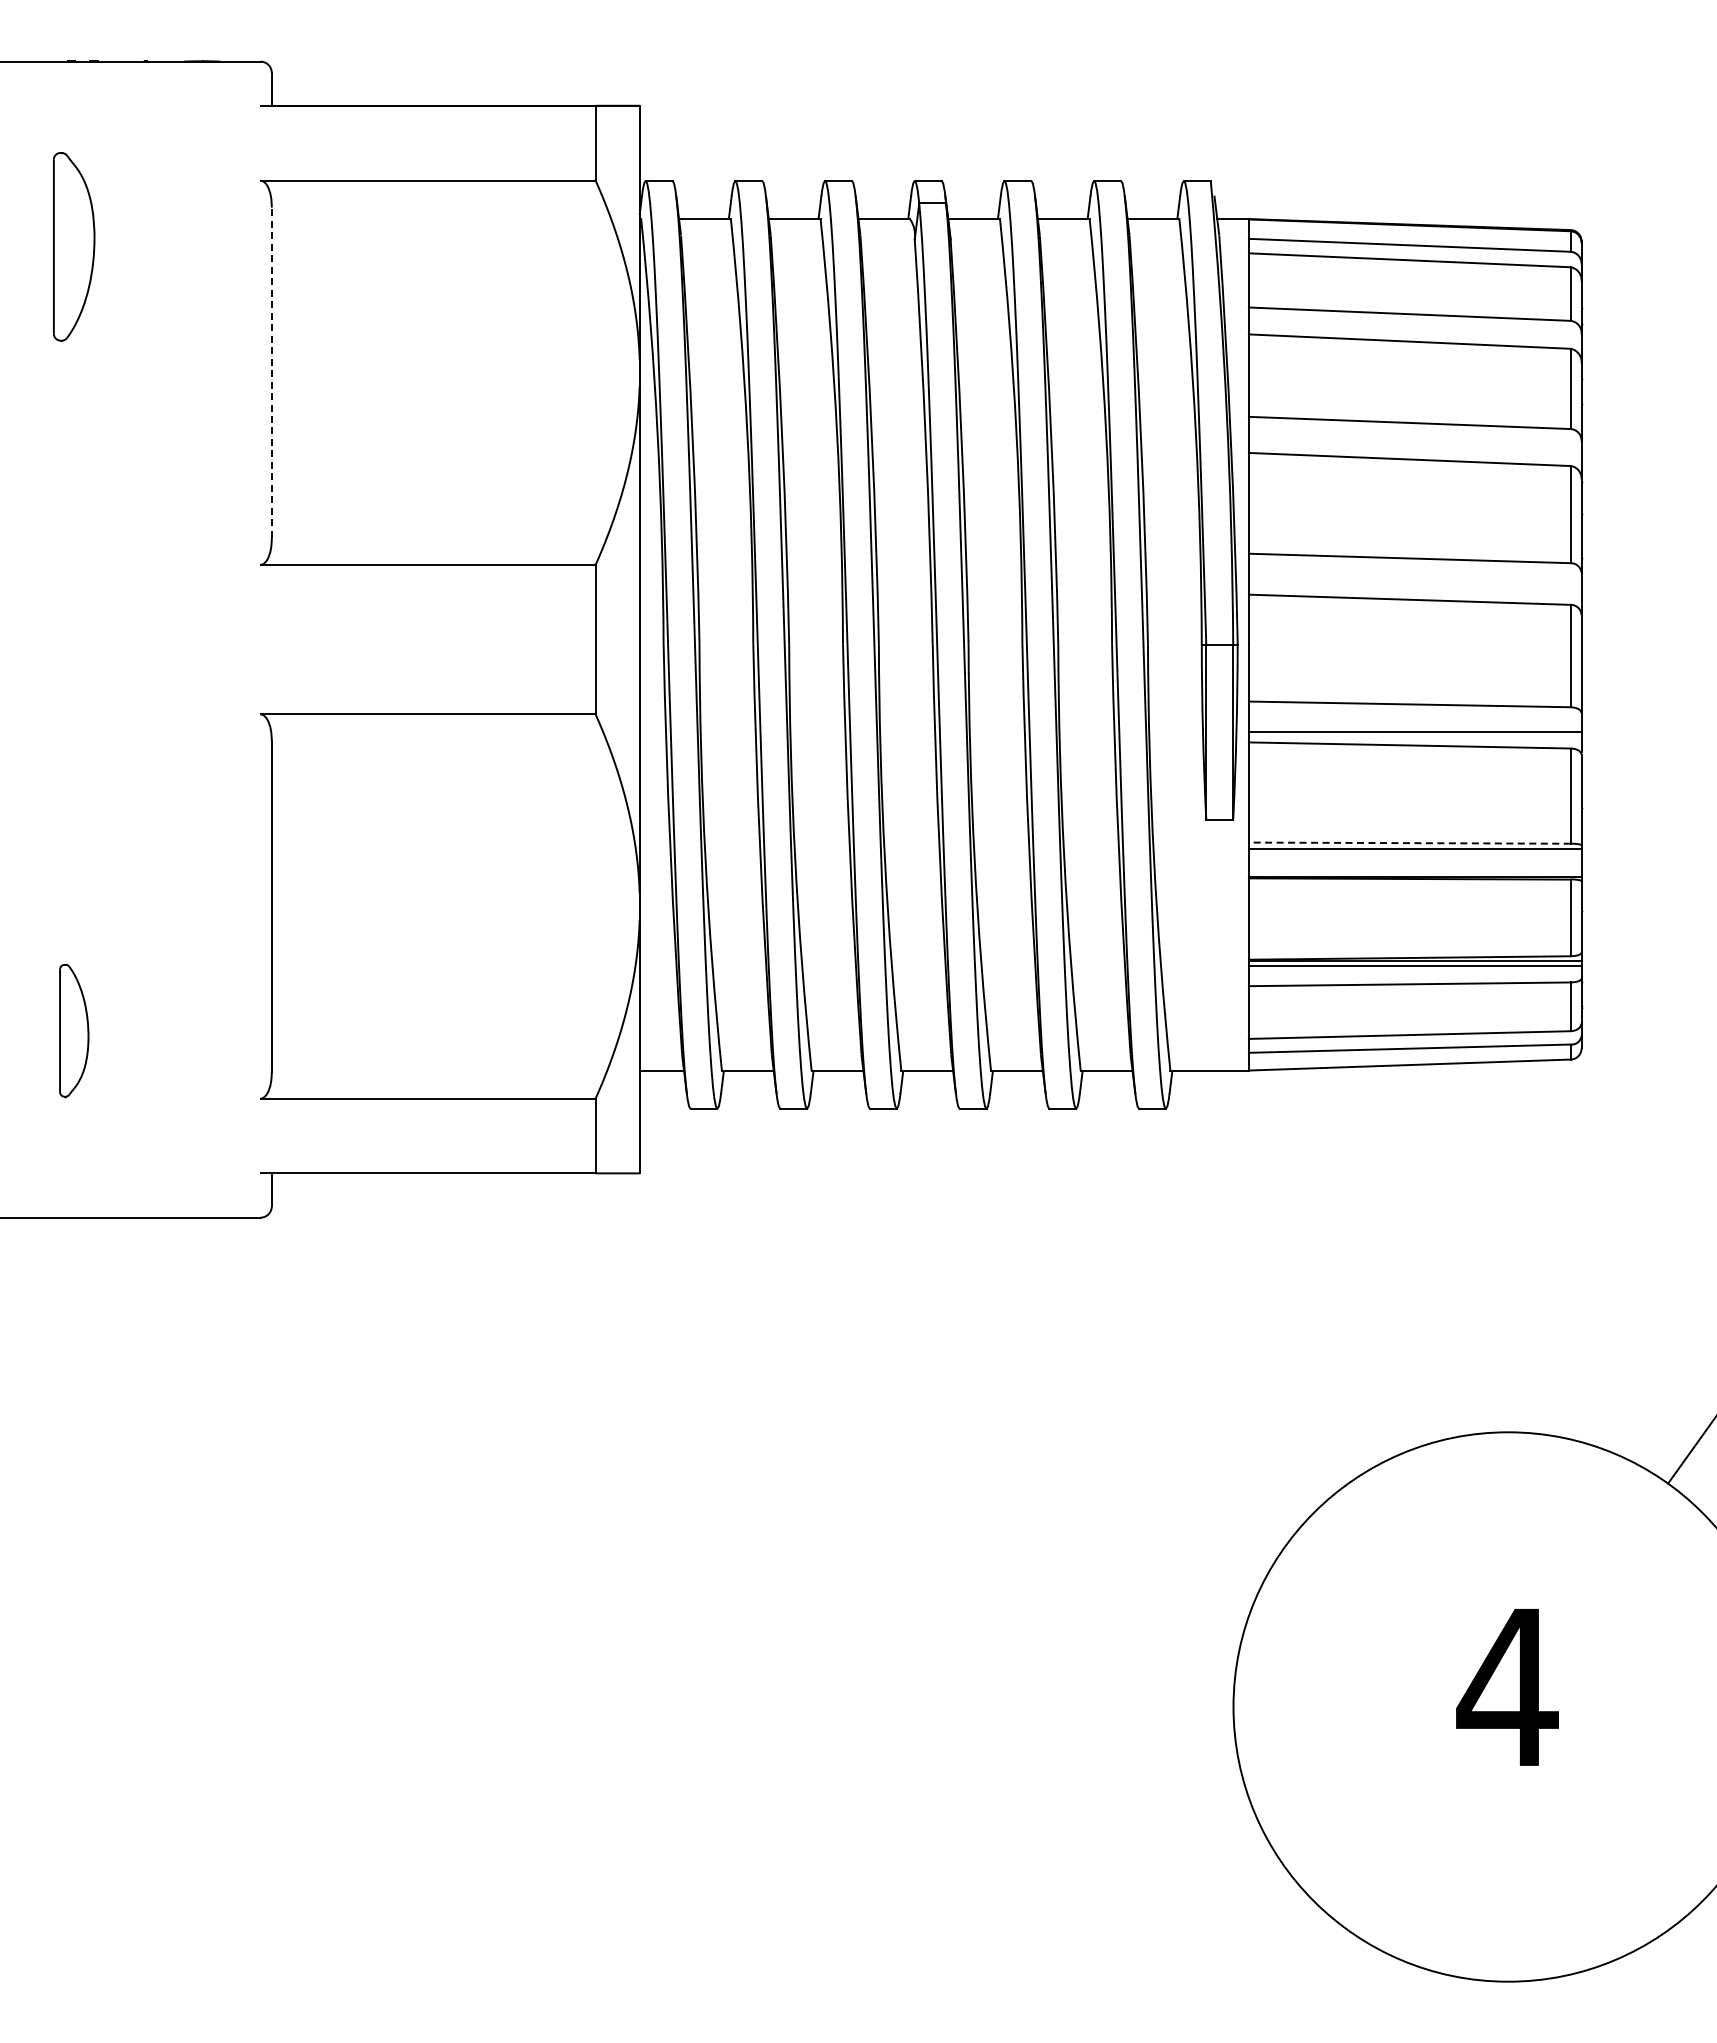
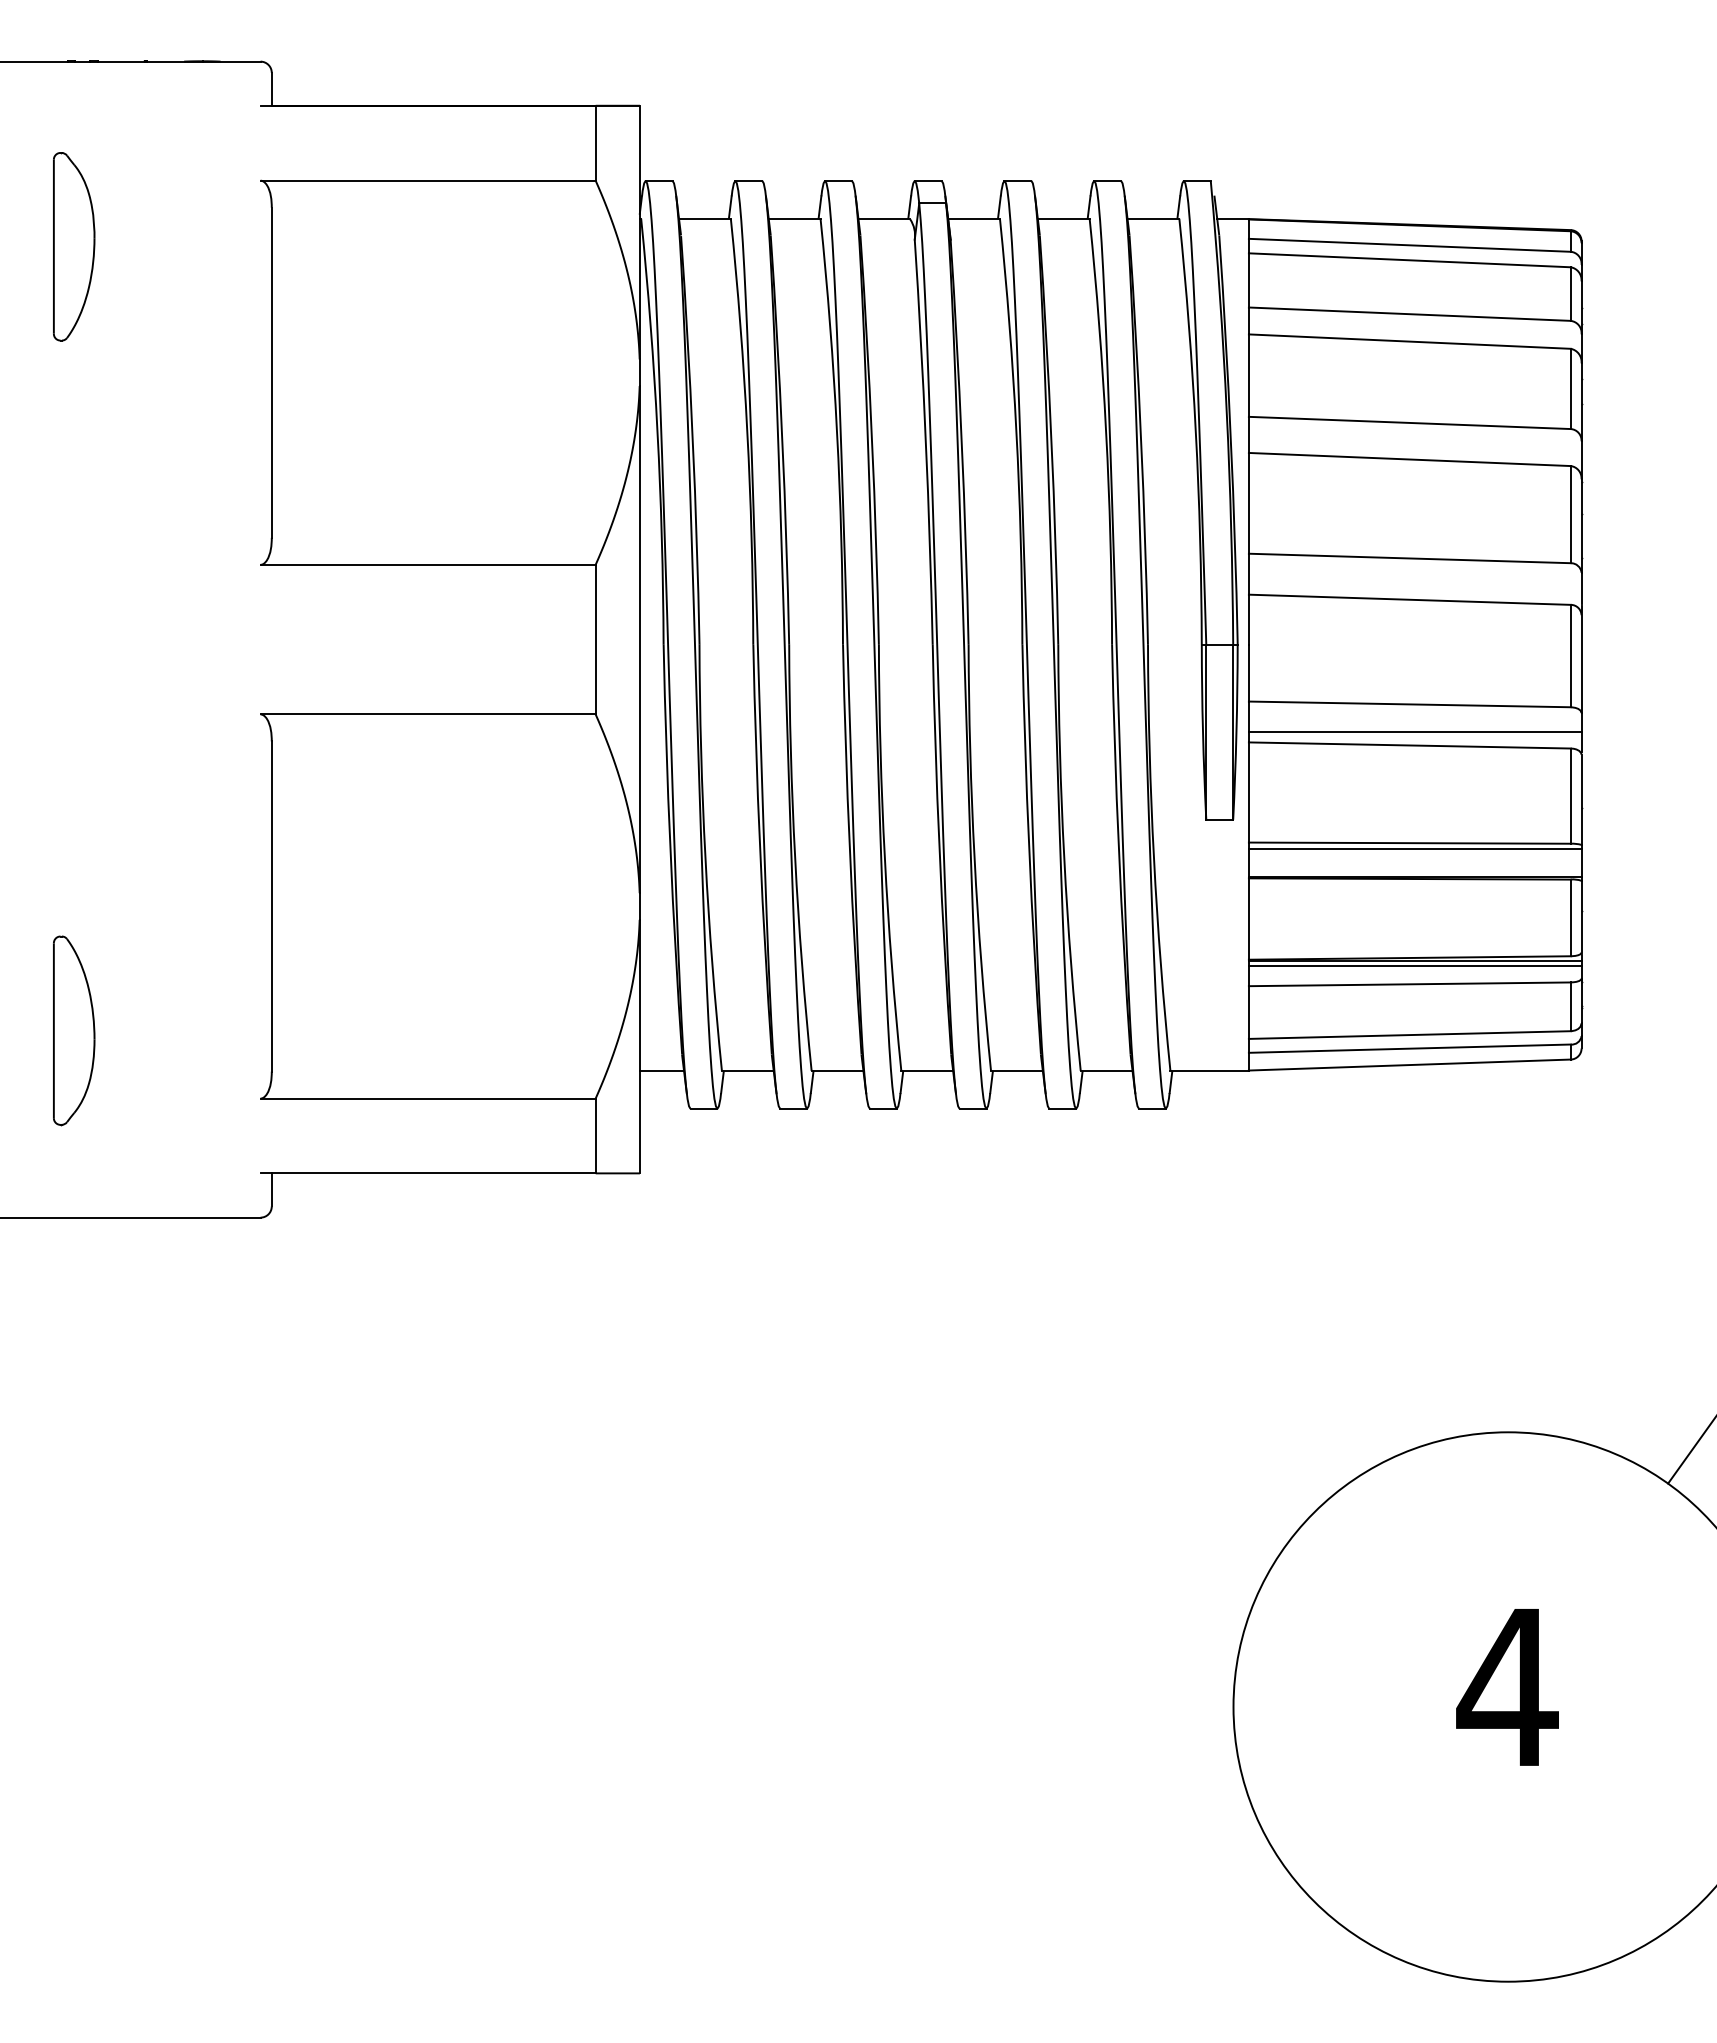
line: dashed -> solid (271, 372)
line: dashed -> solid (1409, 843)
part size: 31x135 px -> 43x192 px (74, 1030)
